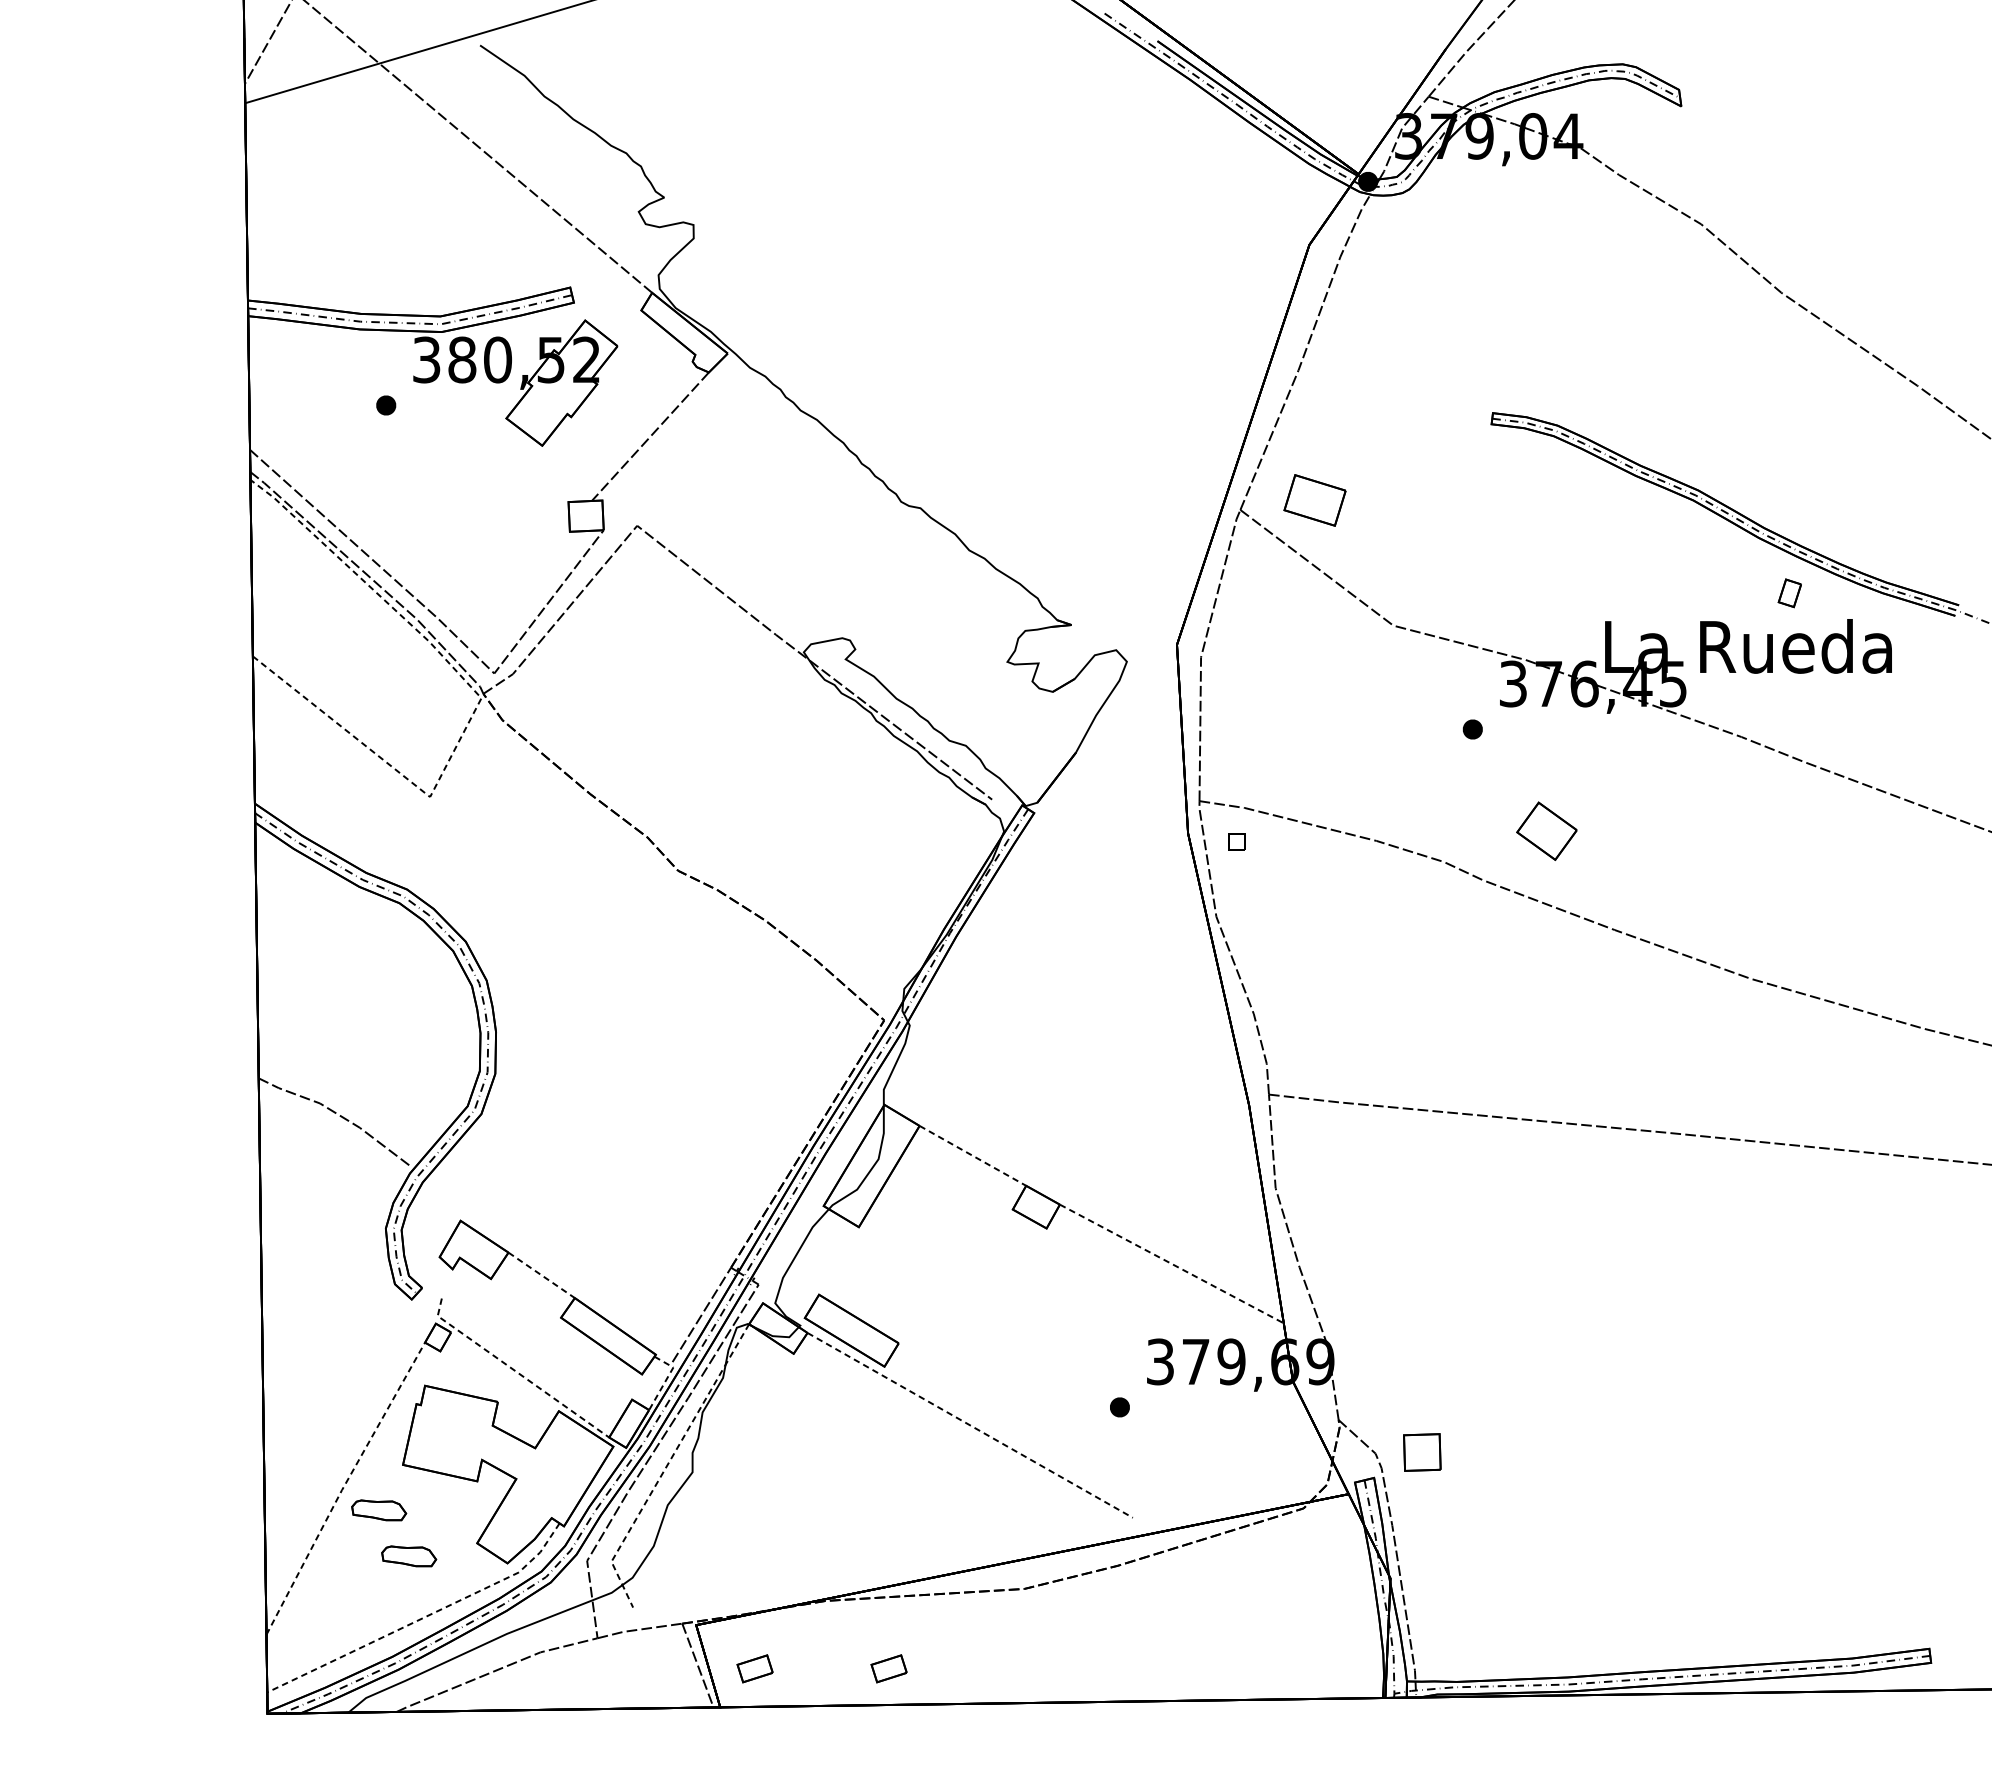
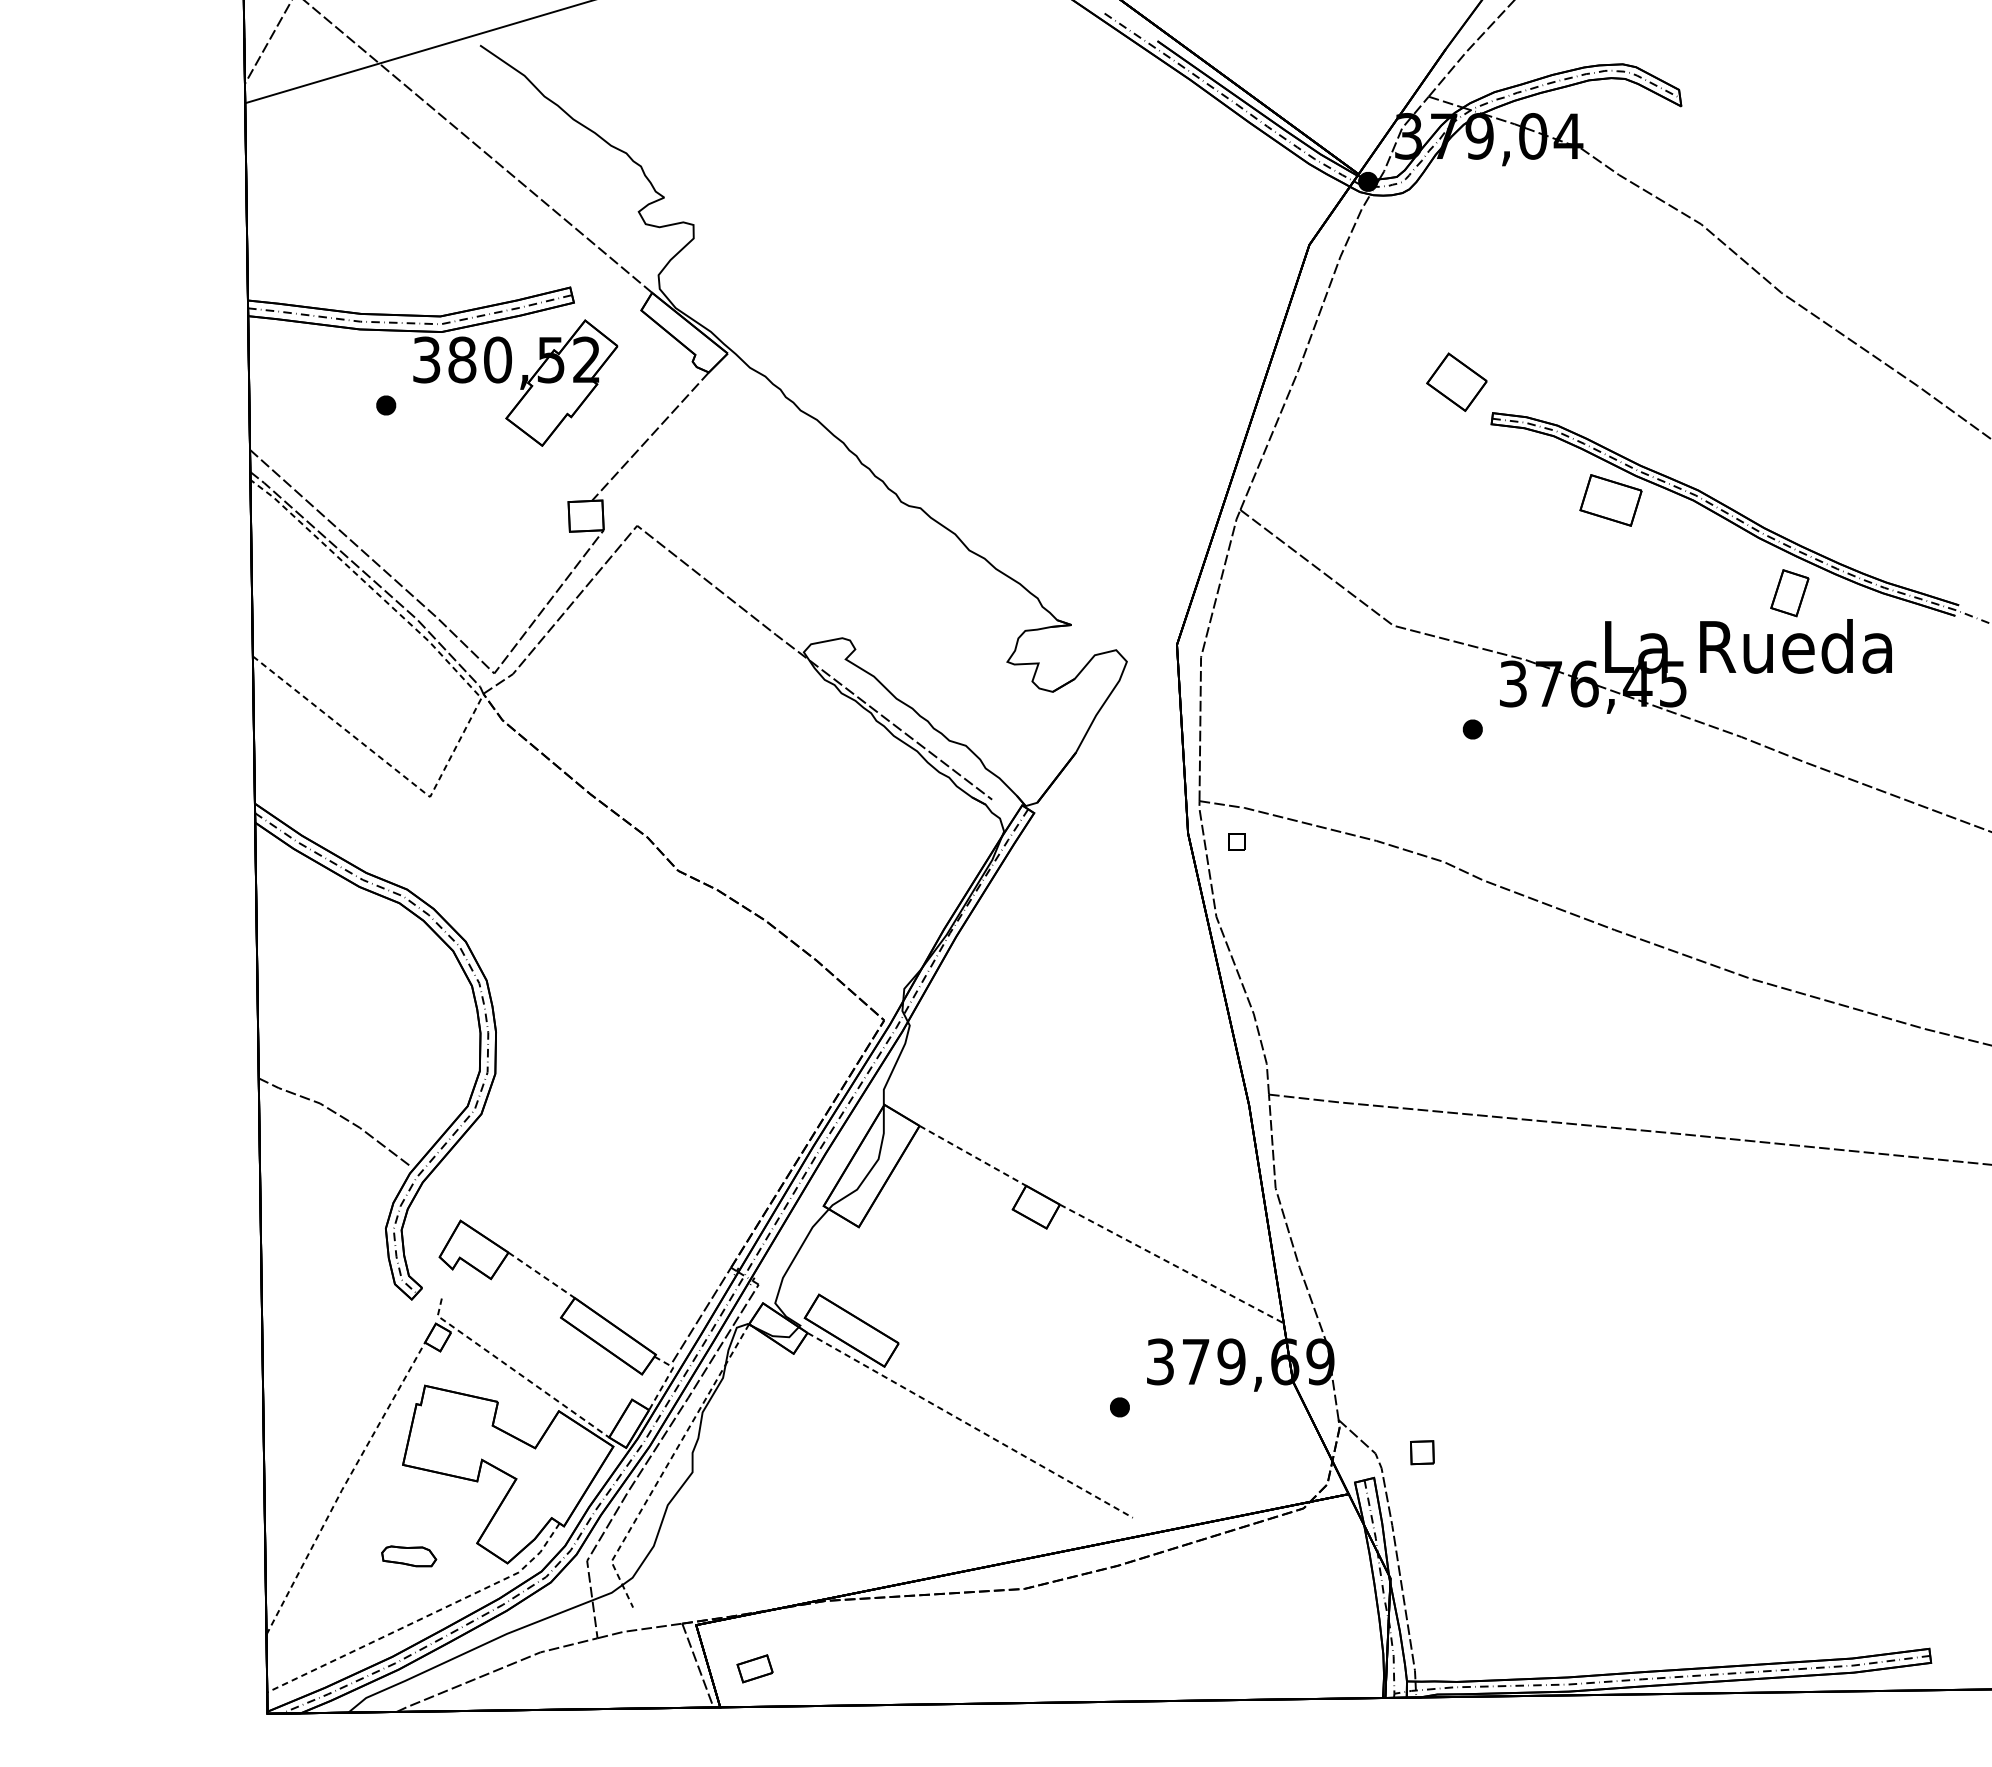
part position: (1314, 500) -> (1610, 500) (1610, 500)
part size: 25x31 px -> 40x49 px (1789, 593)
part position: (1546, 830) -> (1456, 381) (1456, 381)
part size: 39x39 px -> 25x26 px (1422, 1452)
part: present -> none (379, 1510)
part: present -> none (888, 1668)
